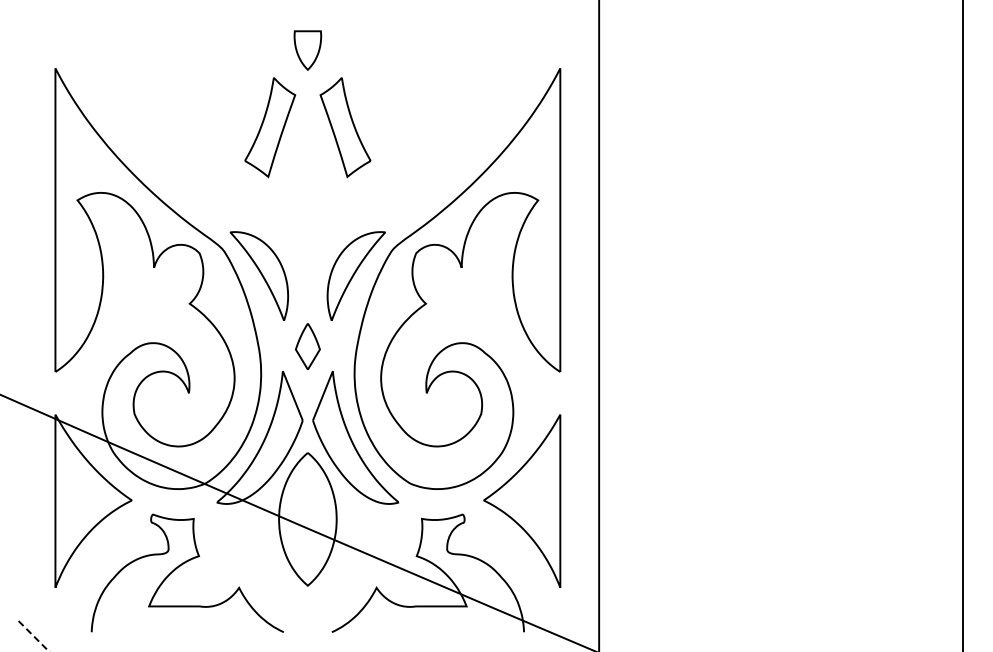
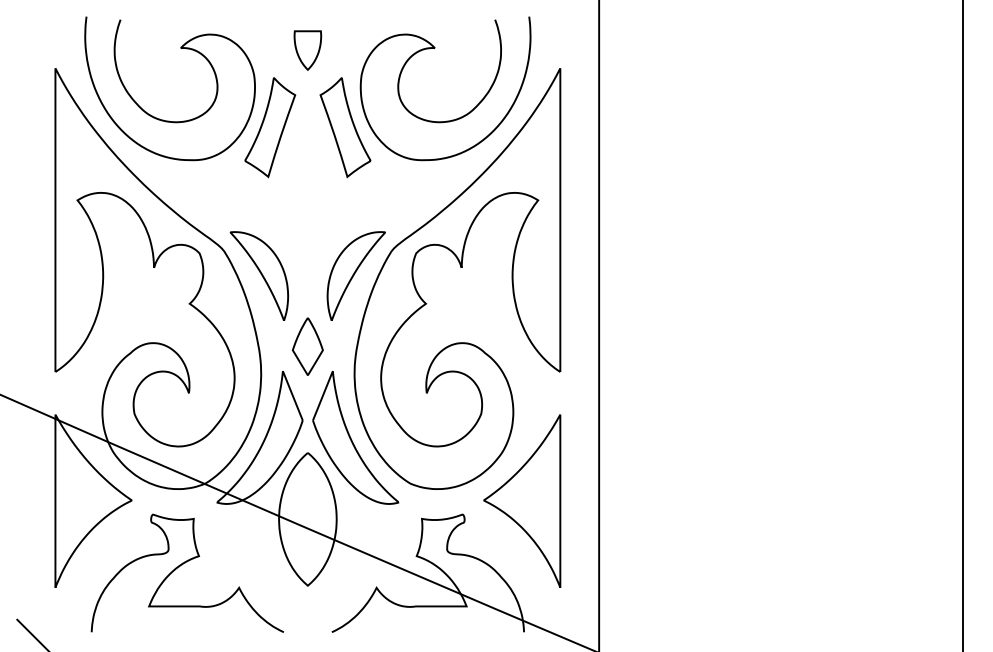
curve: none -> present (455, 118)
curve: none -> present (163, 119)
part size: 26x47 px -> 32x59 px (307, 346)
line: dashed -> solid (32, 635)
